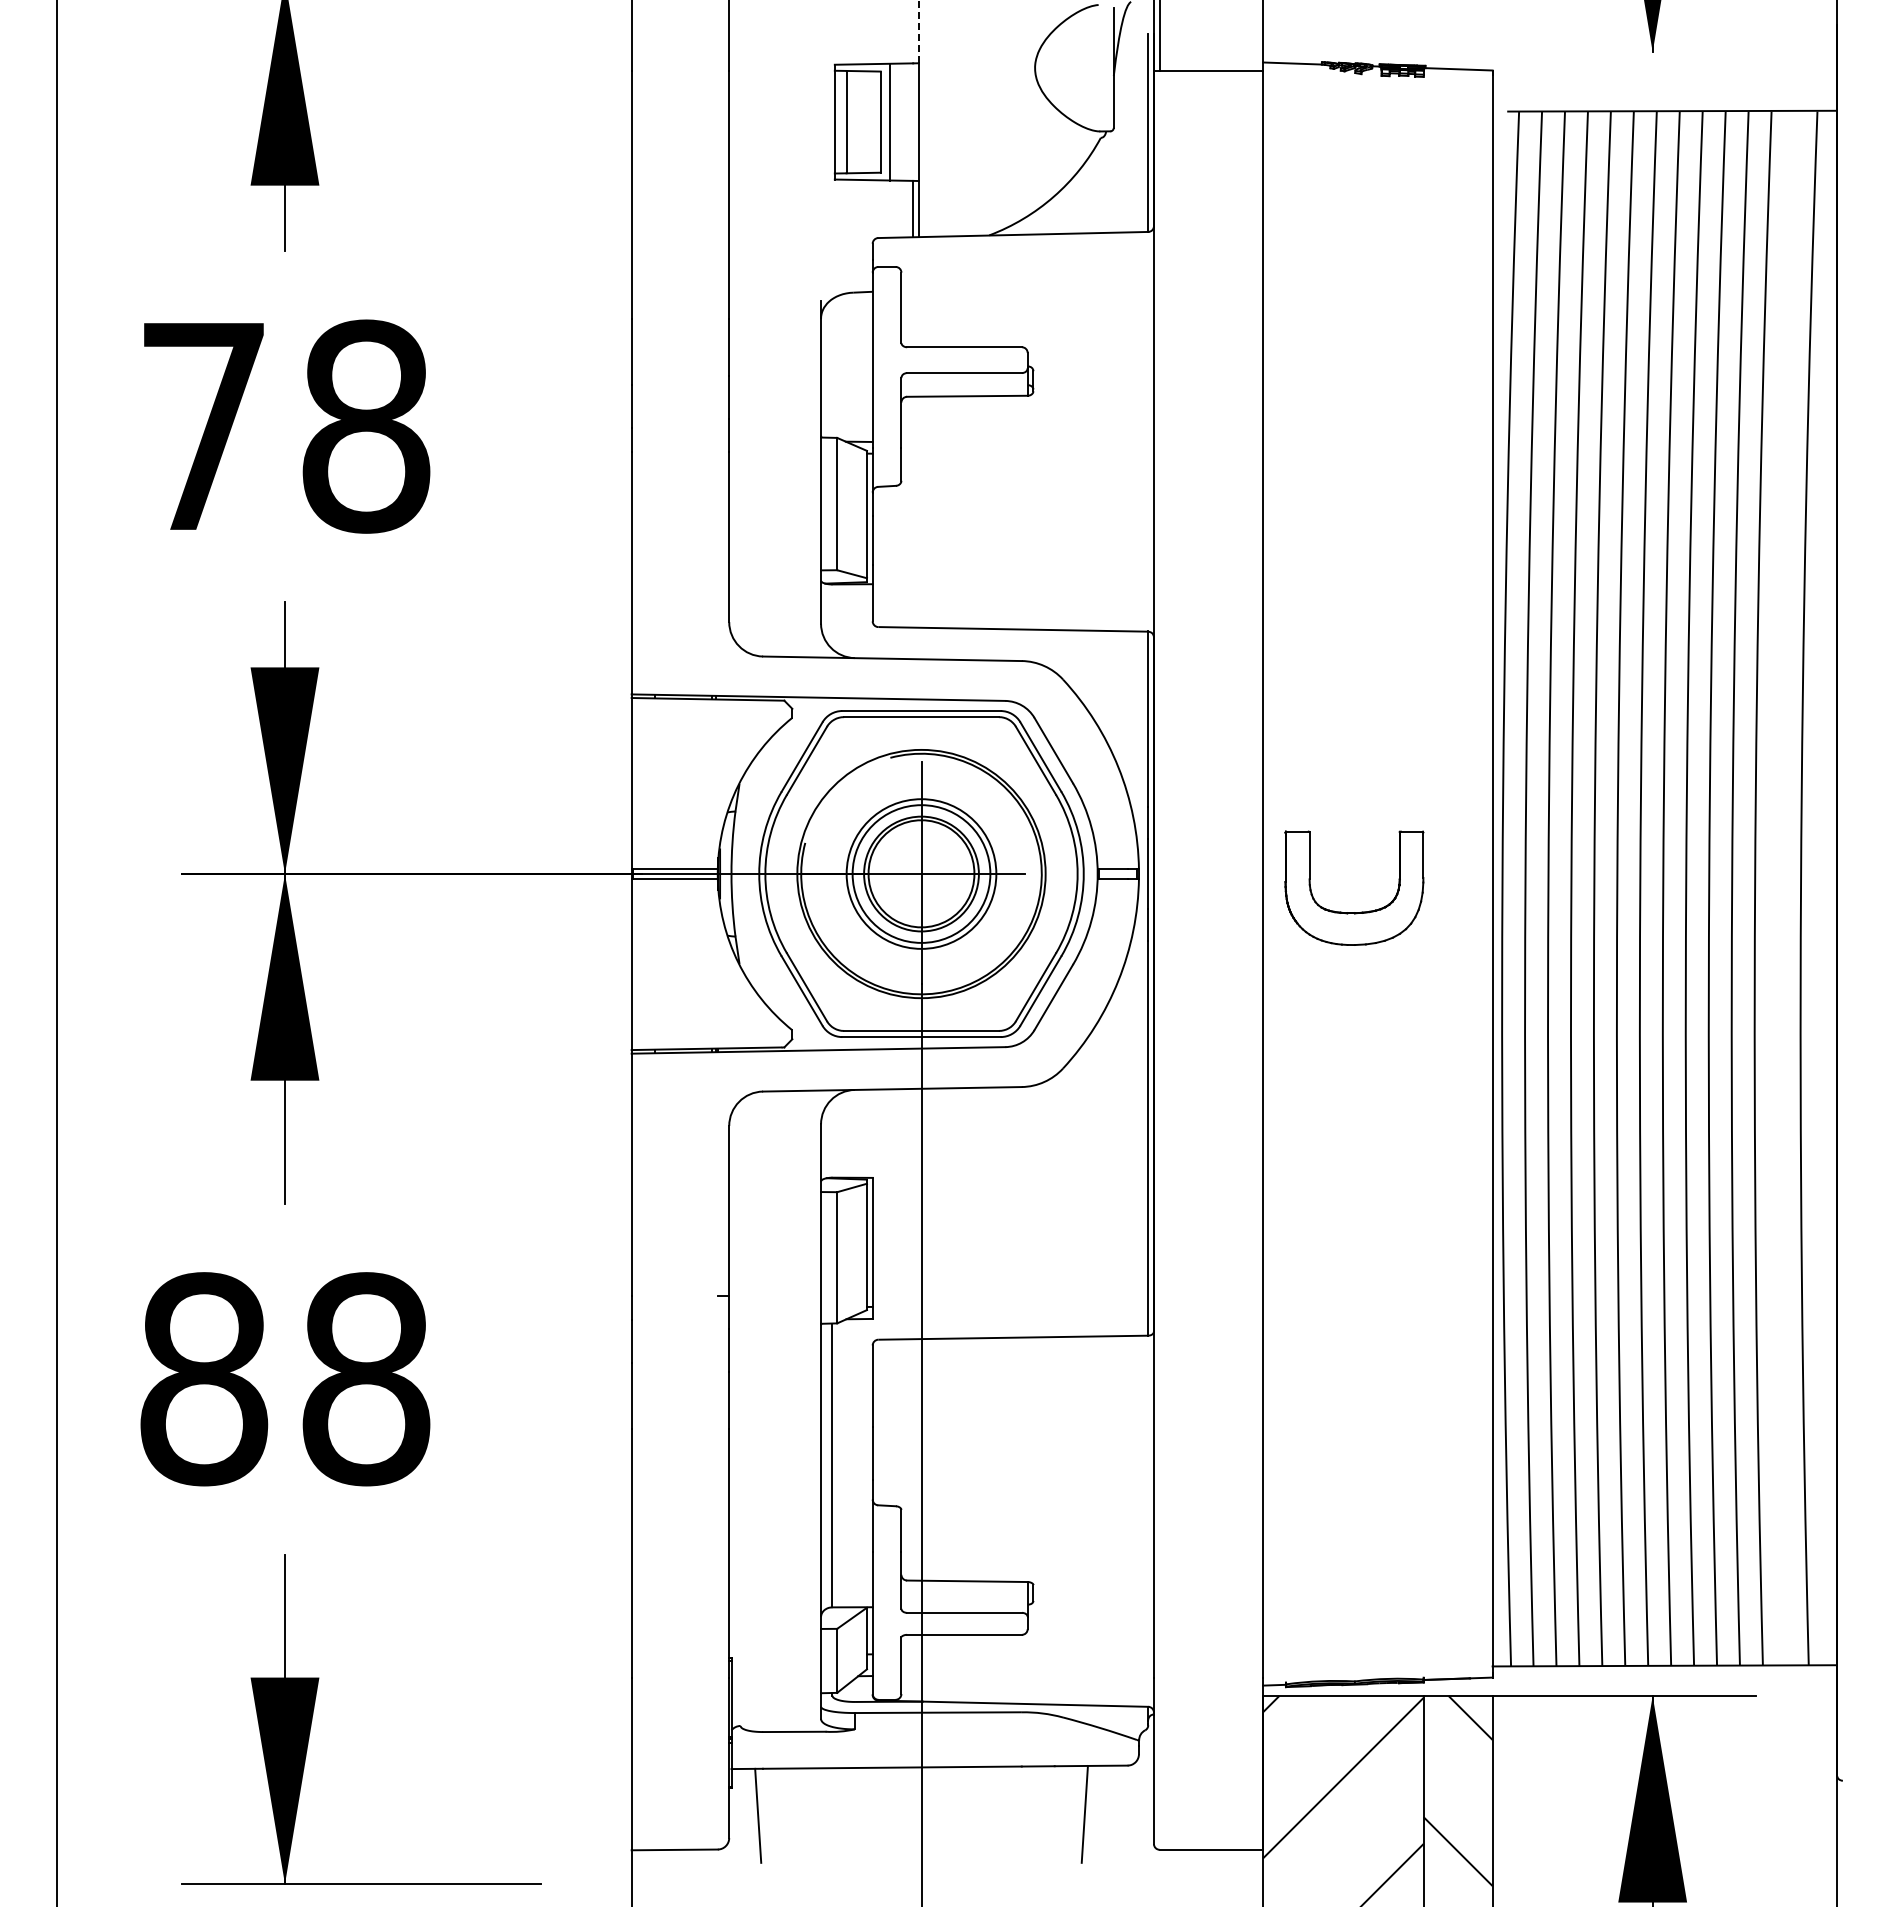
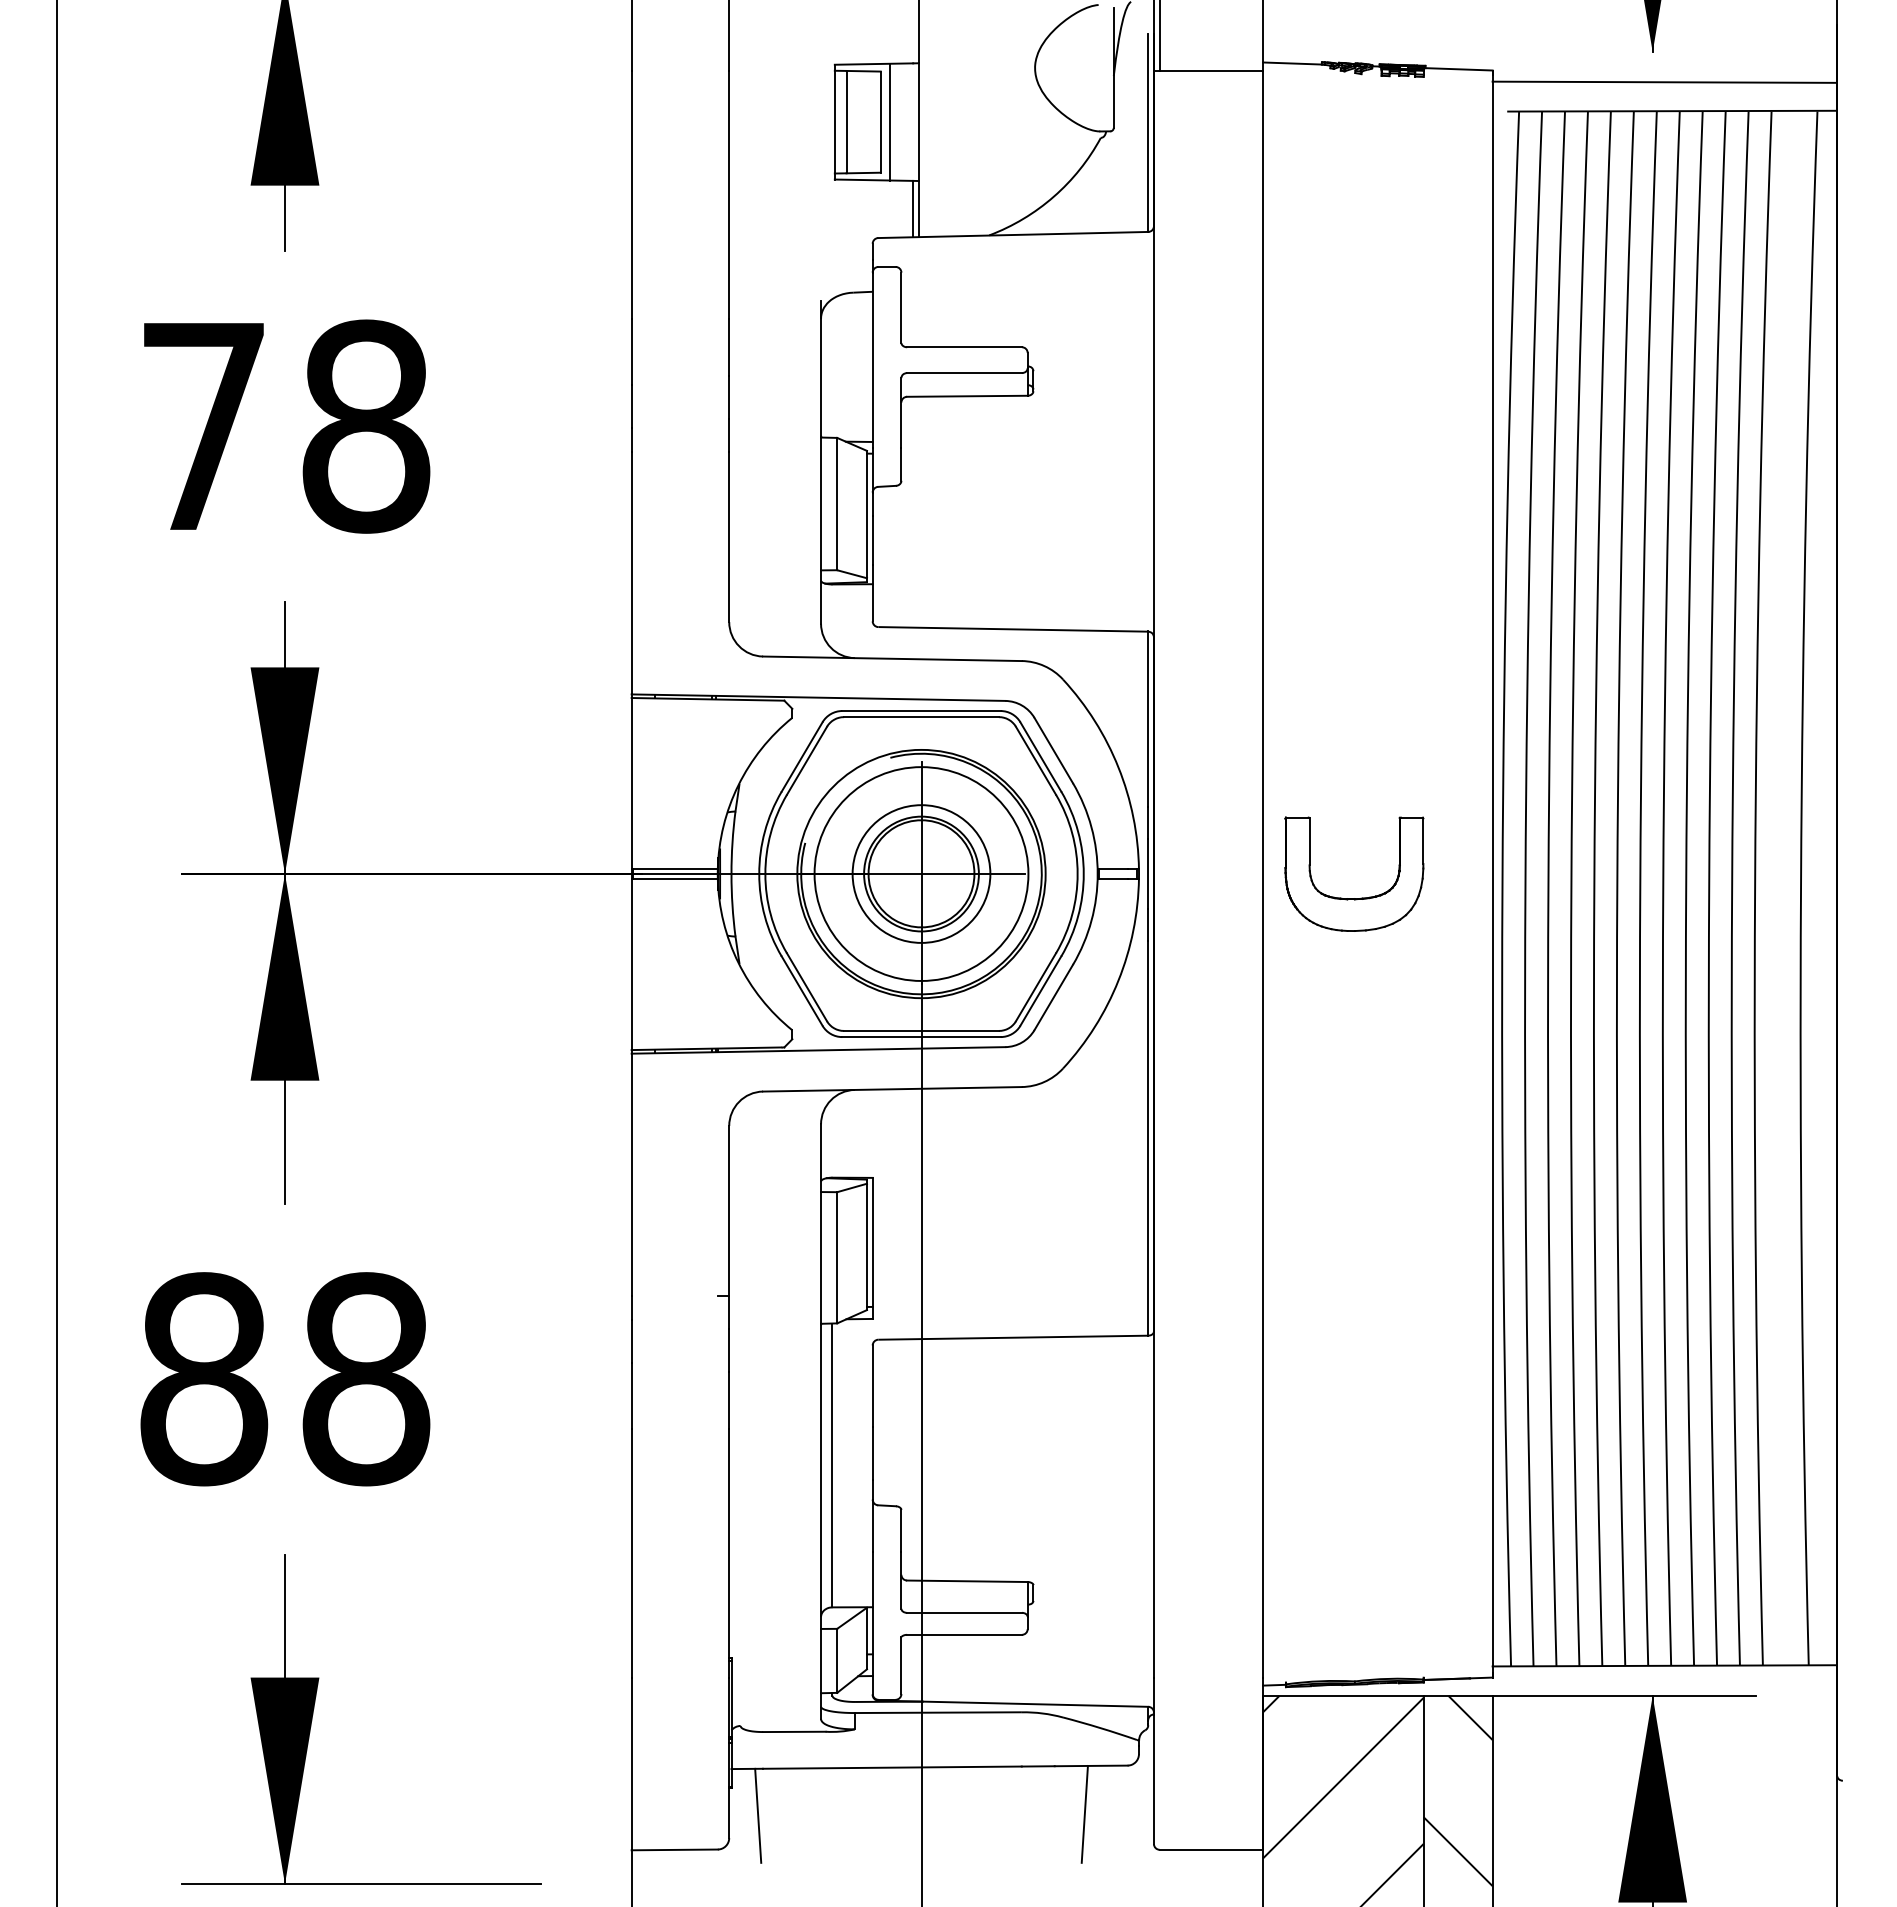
line: dashed -> solid (918, 31)
line: none -> present (1664, 81)
circle diameter: 150 px -> 214 px (921, 873)
part position: (1361, 911) -> (1361, 897) (1361, 897)
